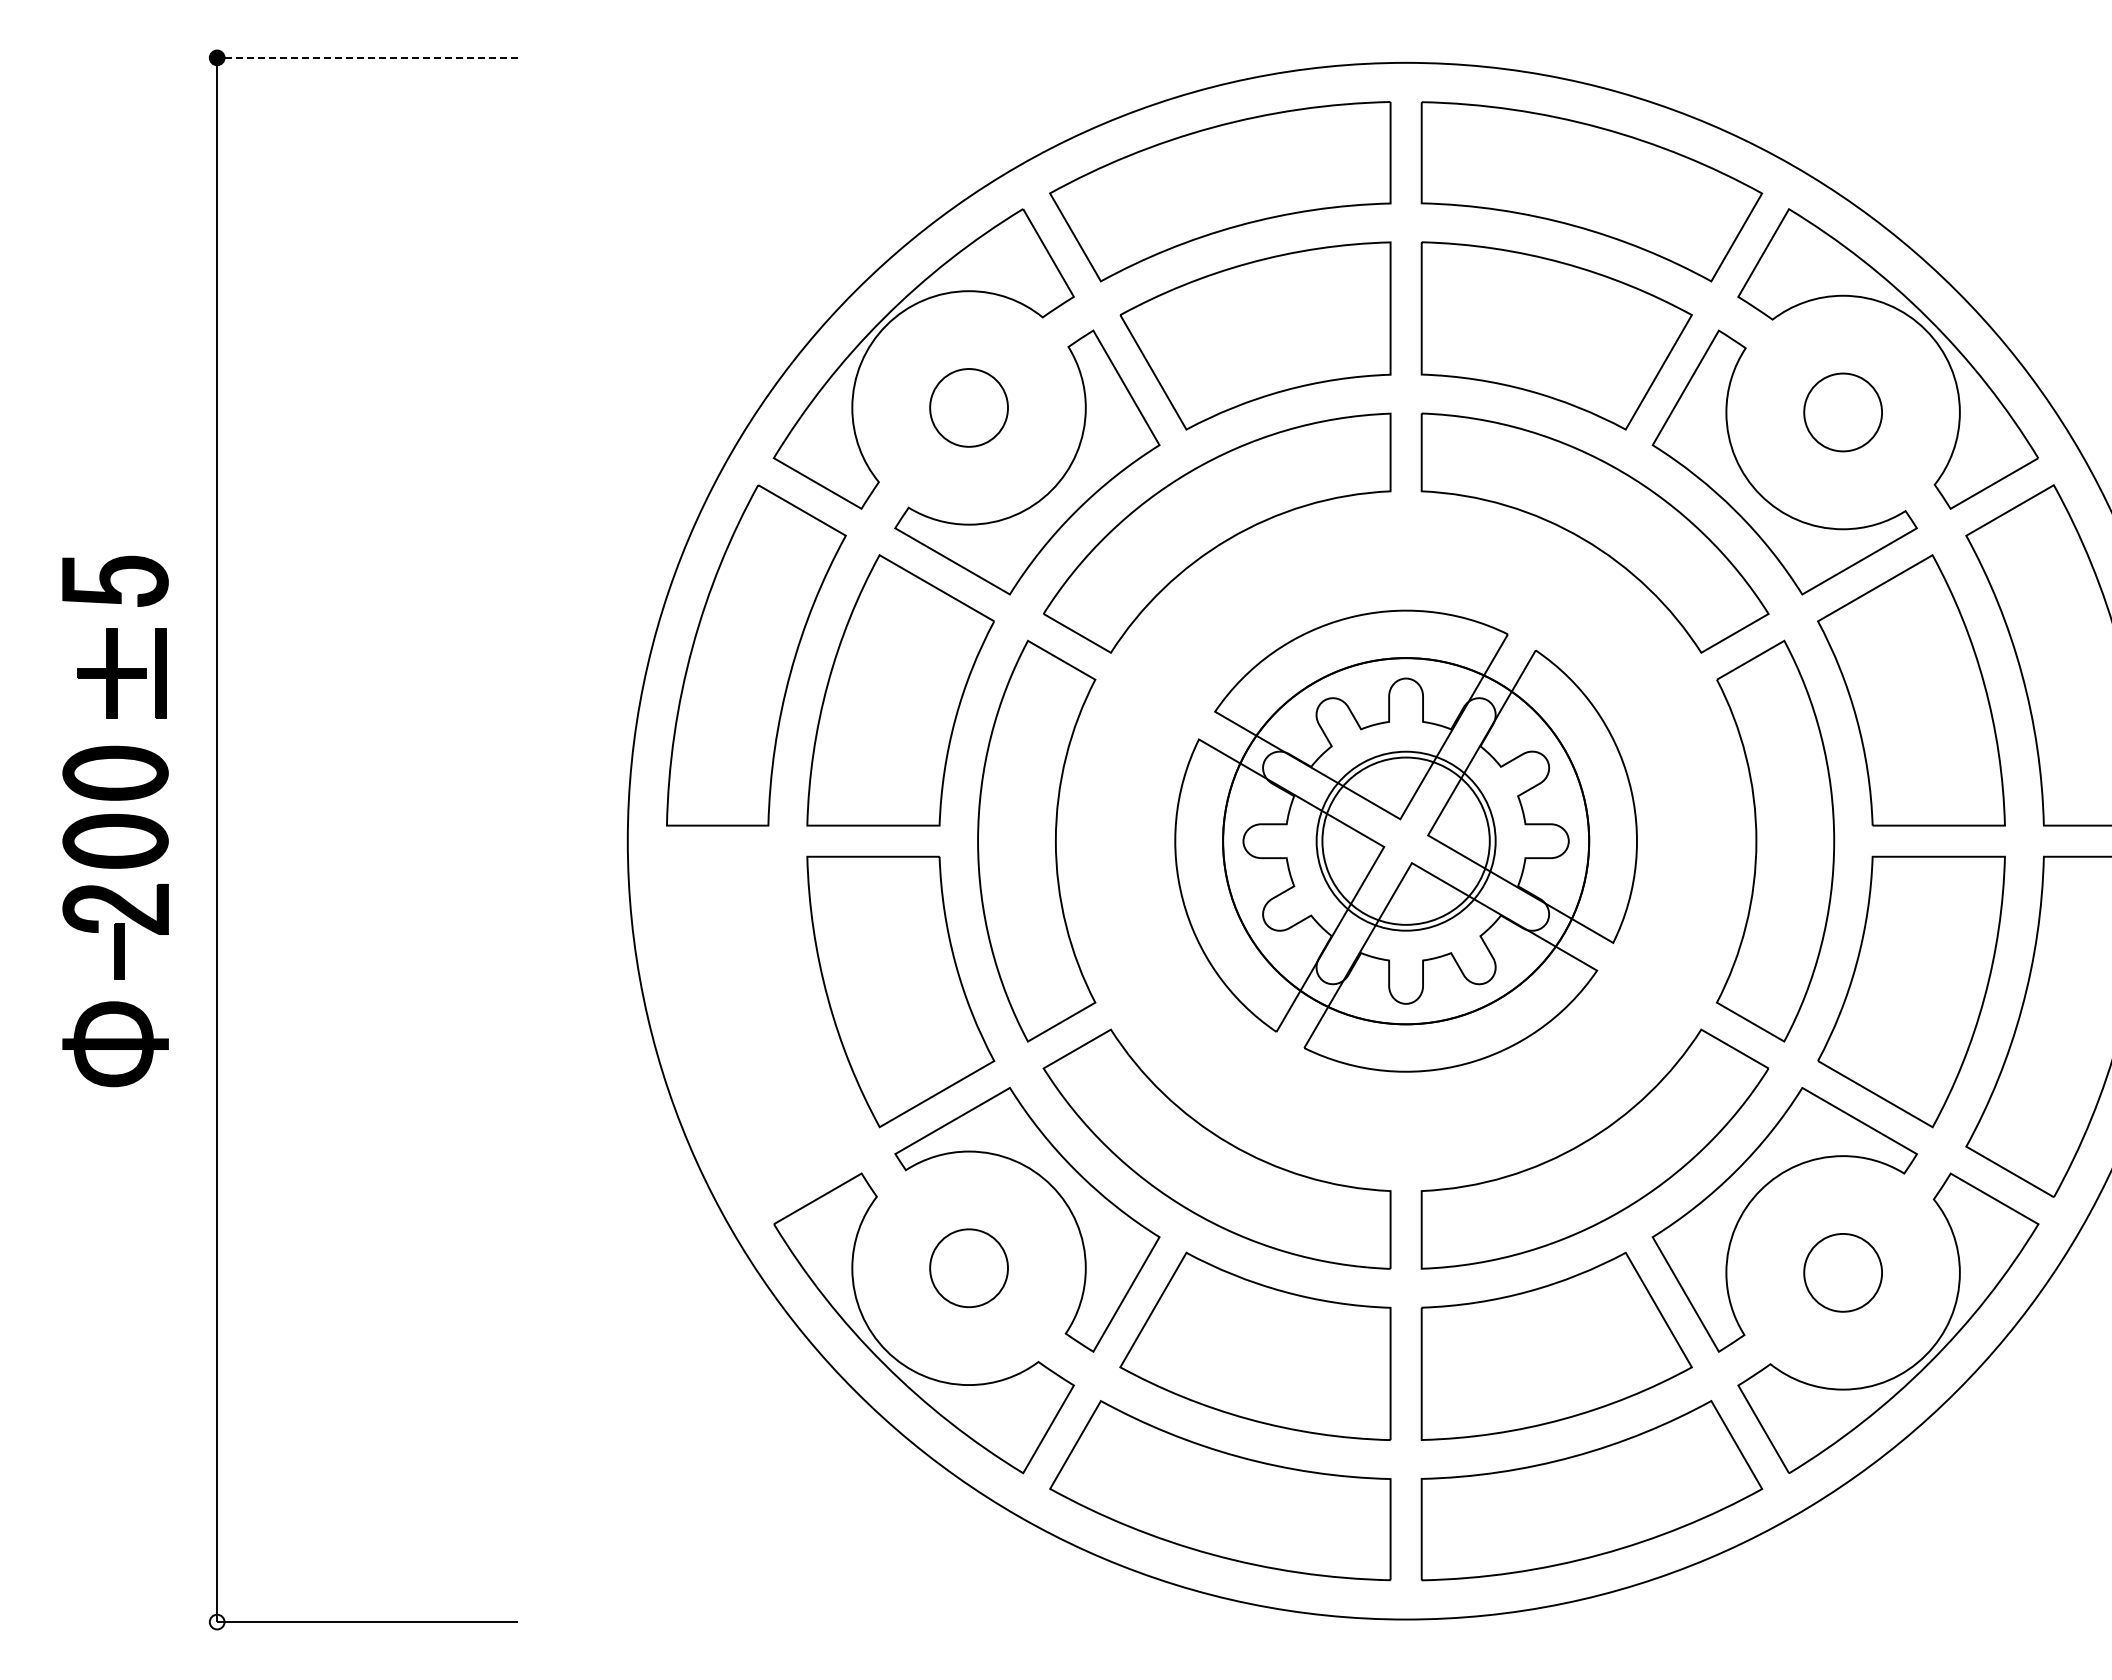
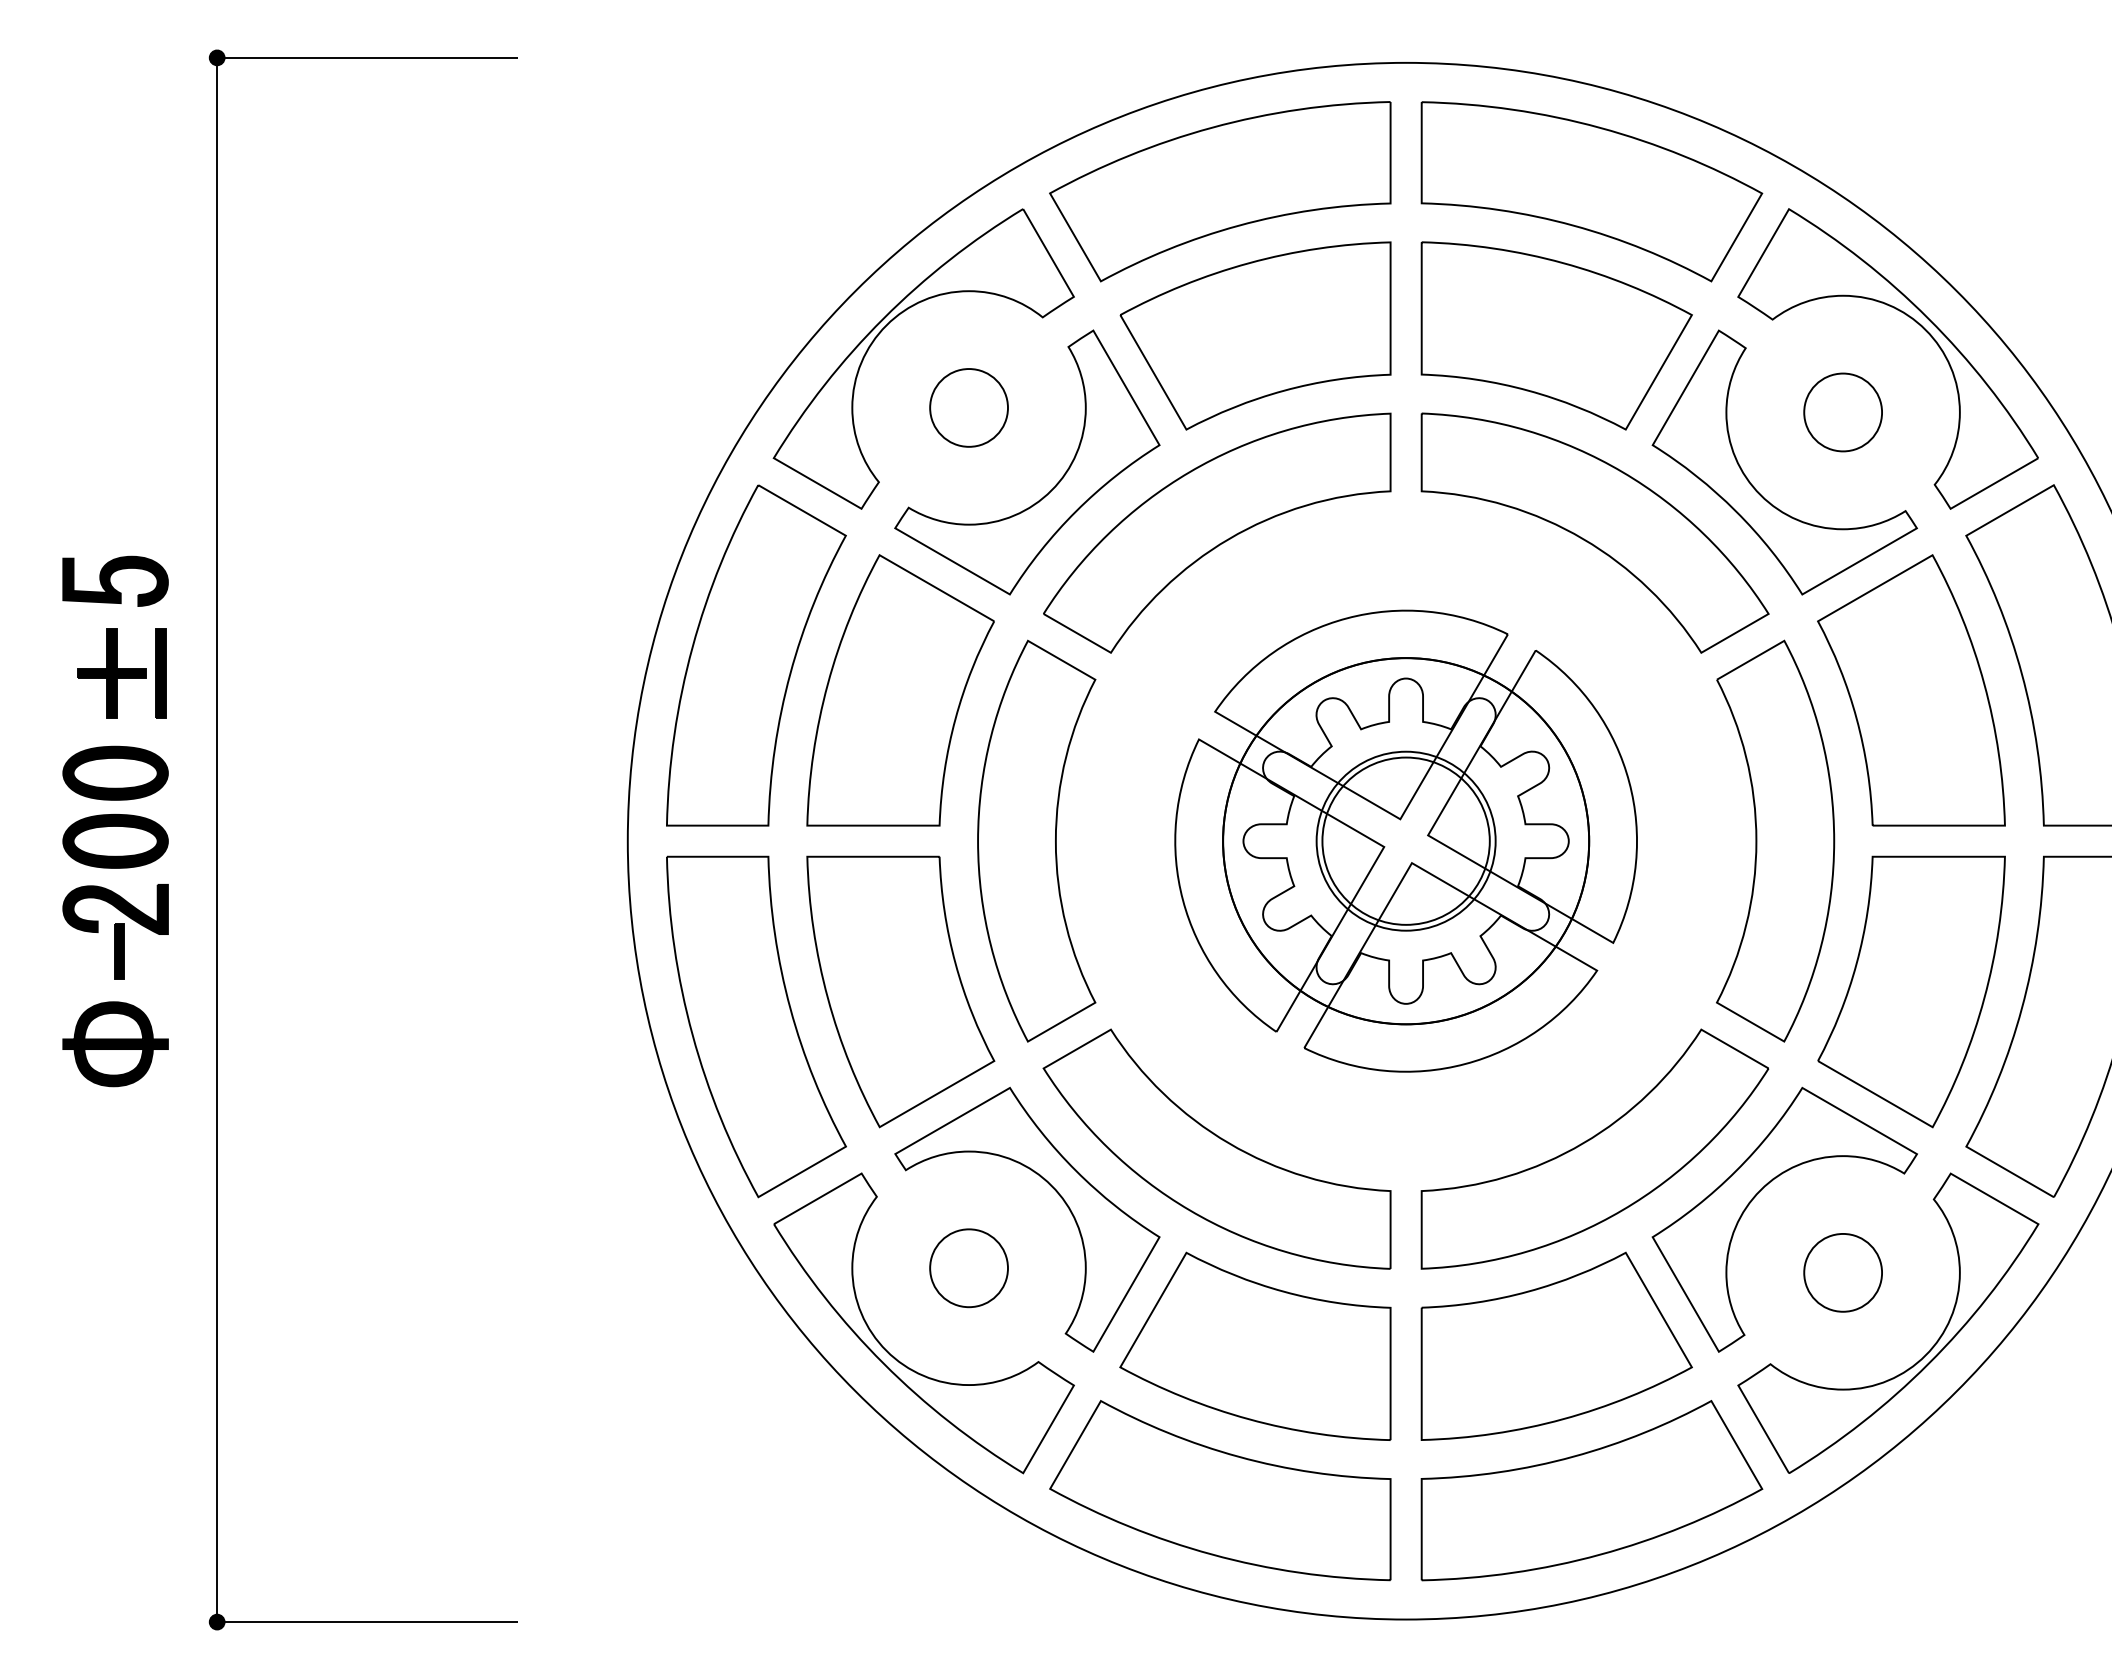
line: dashed -> solid (367, 58)
part: none -> present (756, 1026)
fill: none -> present (216, 1621)
